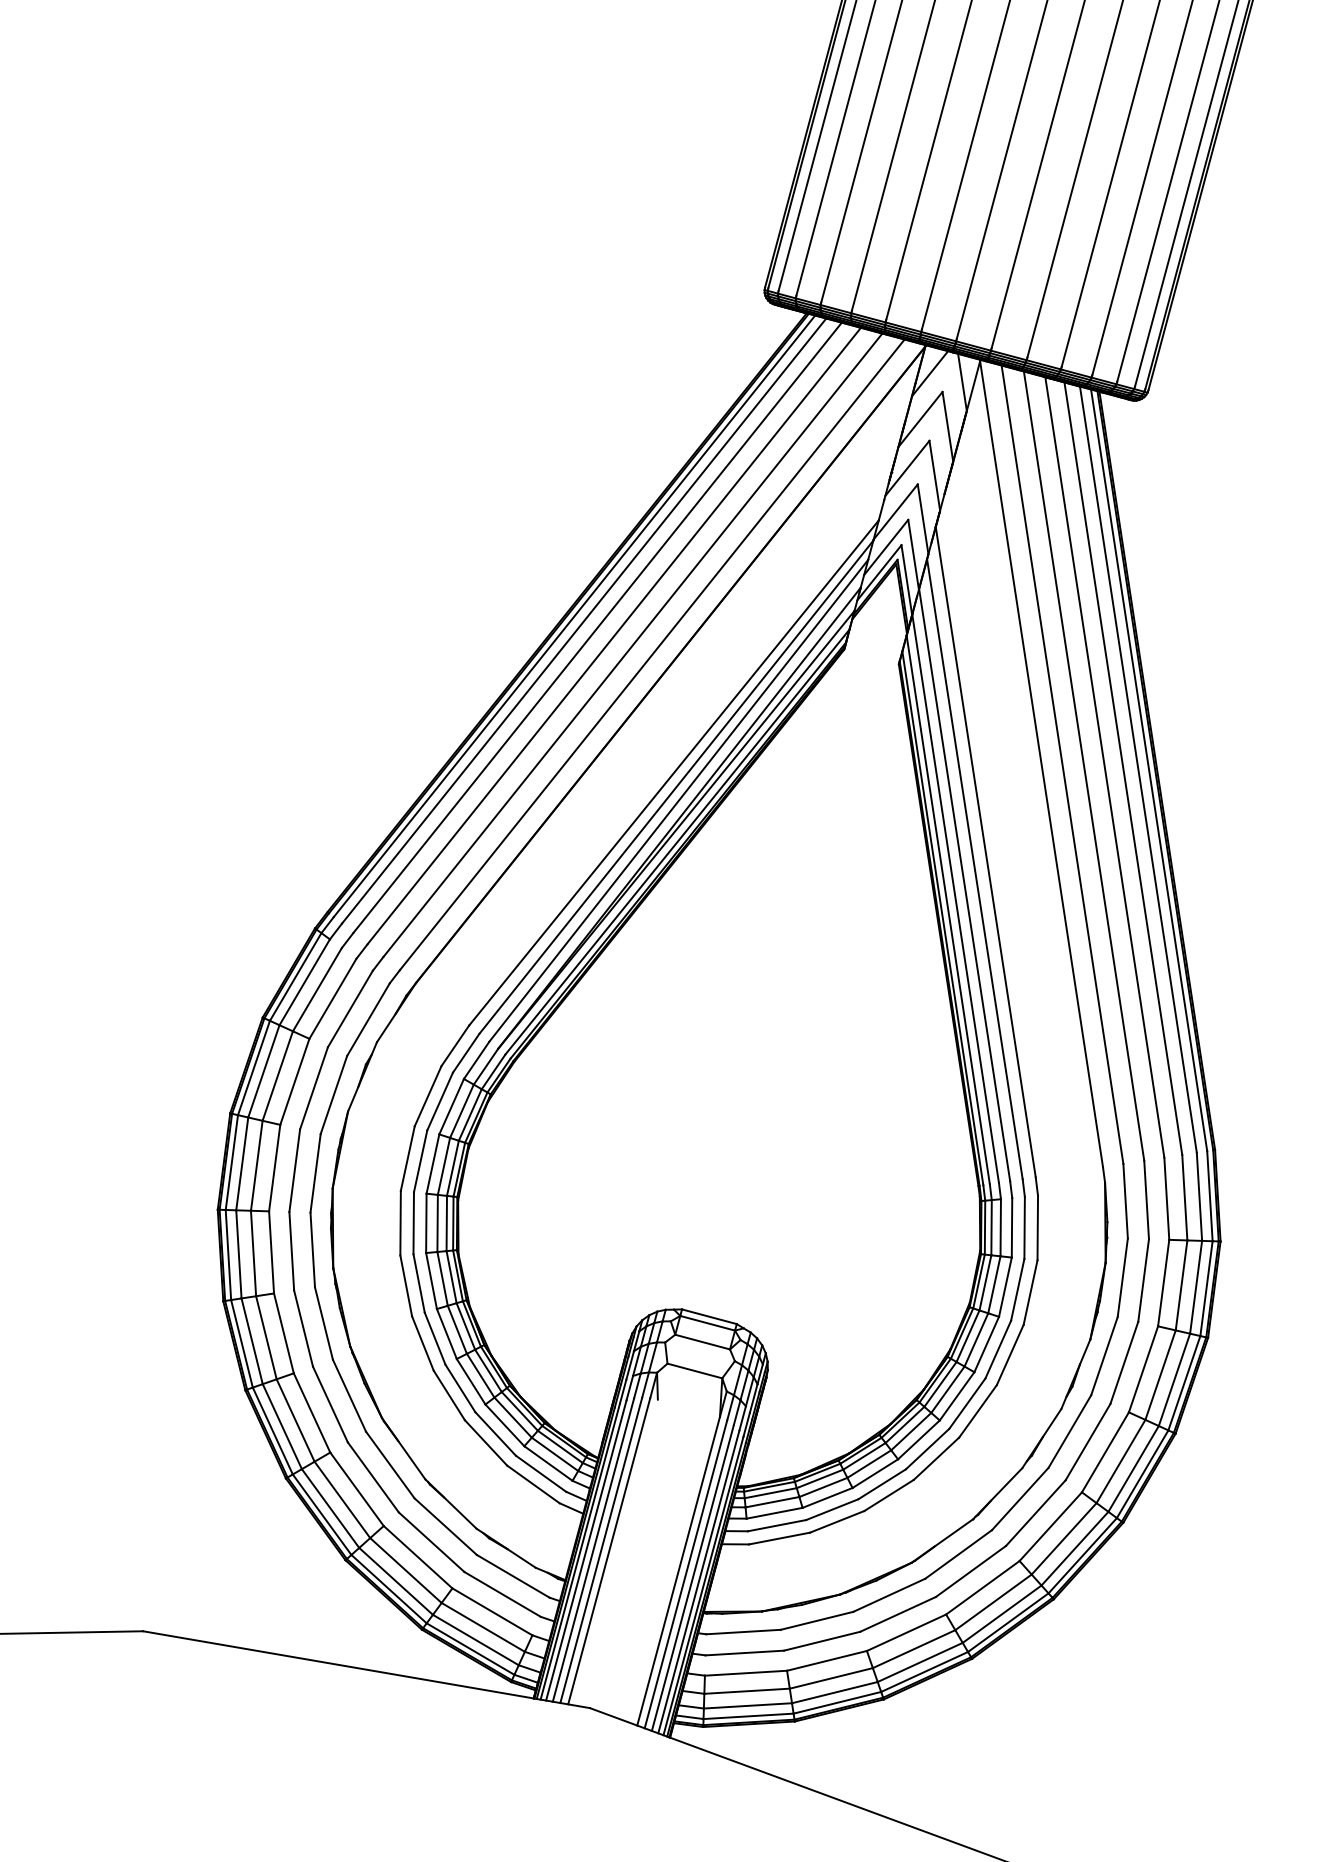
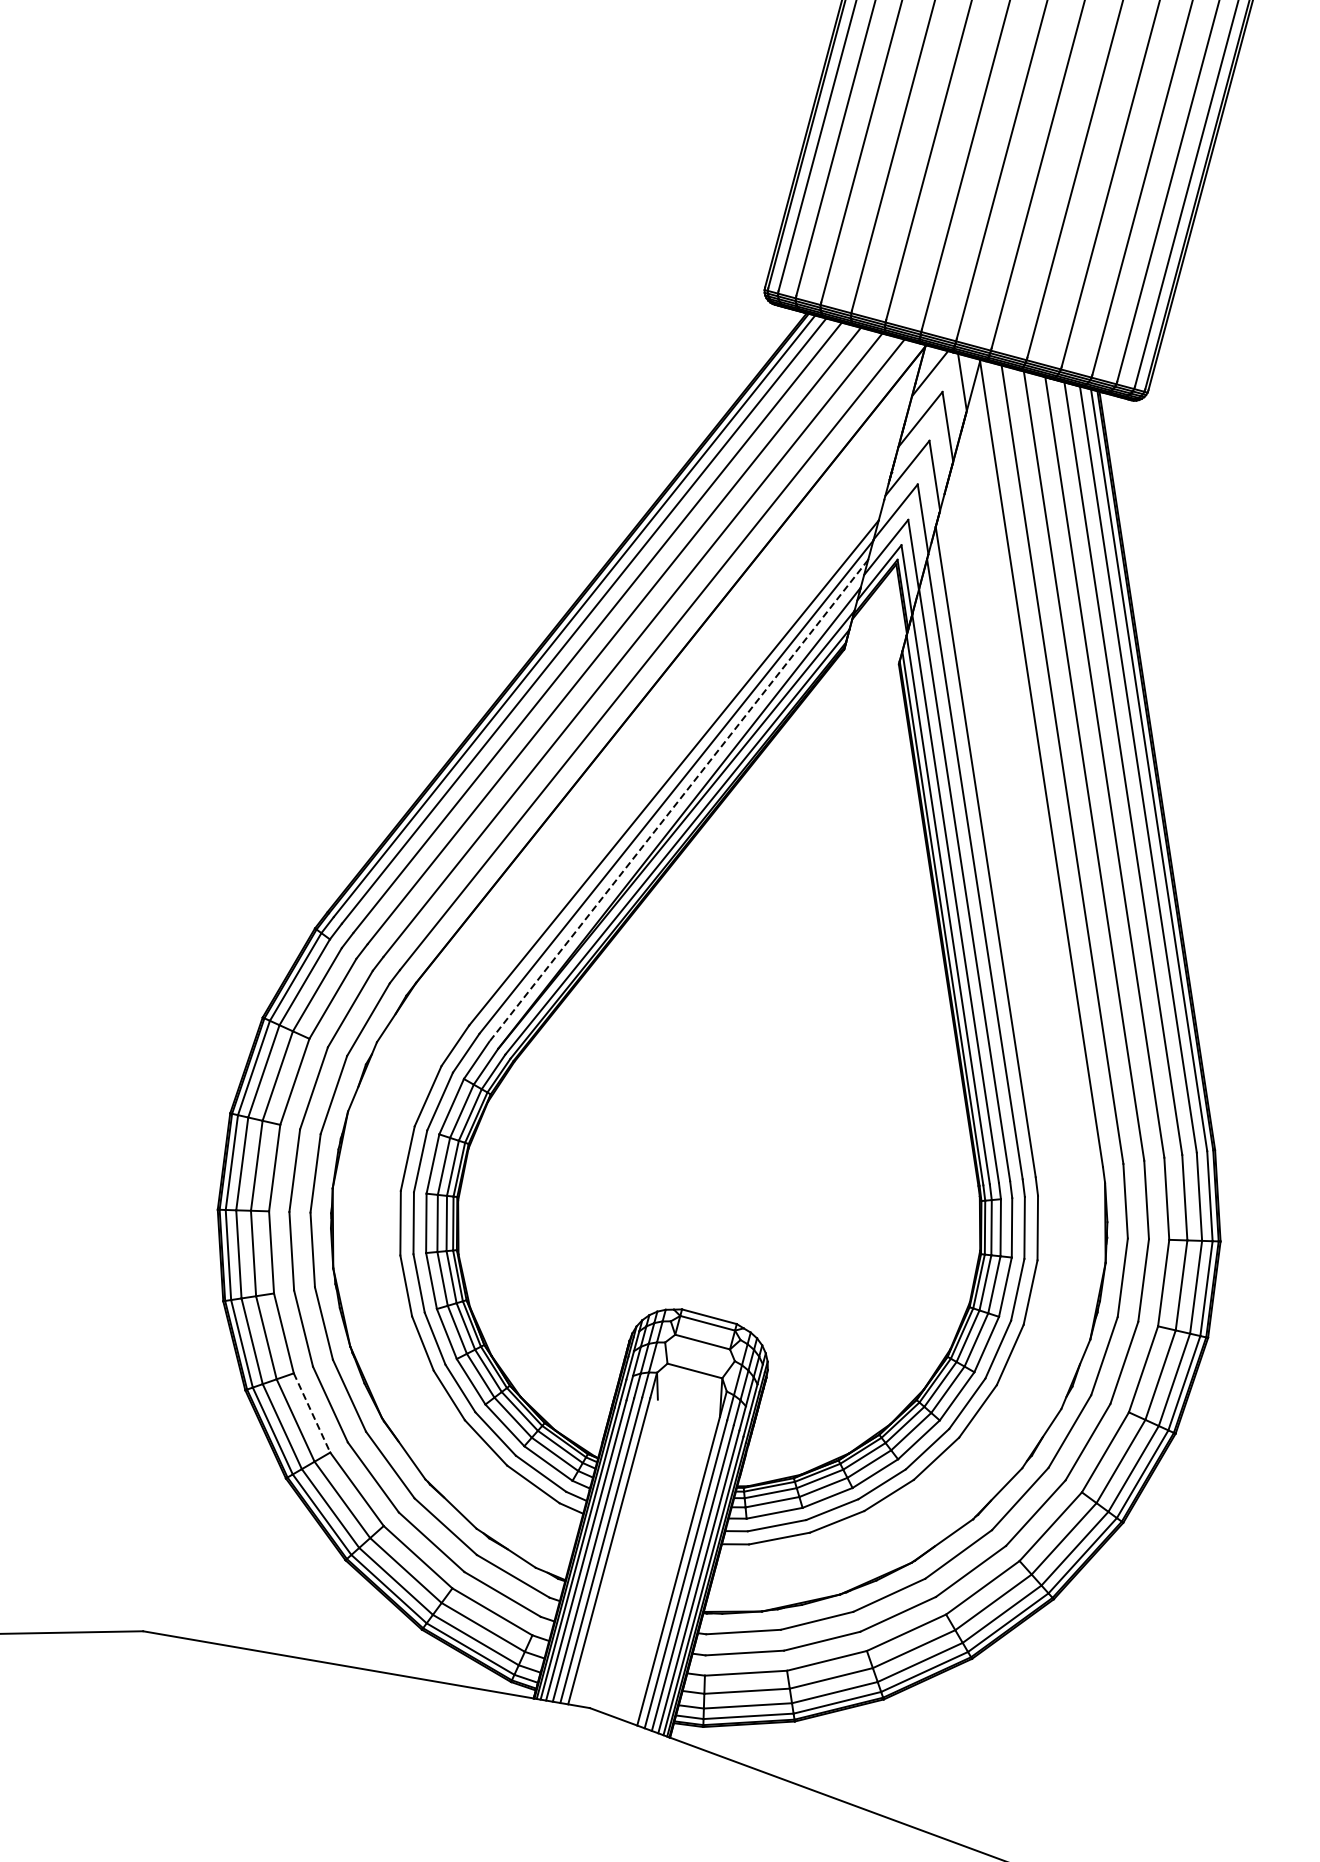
line: solid -> dashed (678, 801)
line: solid -> dashed (312, 1412)
